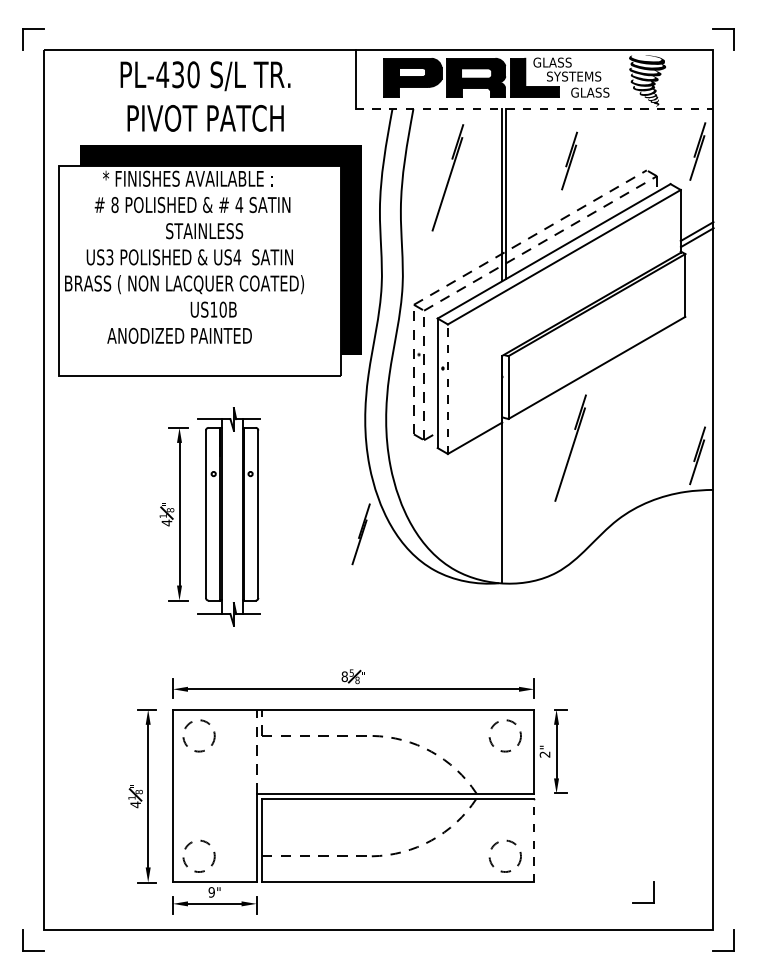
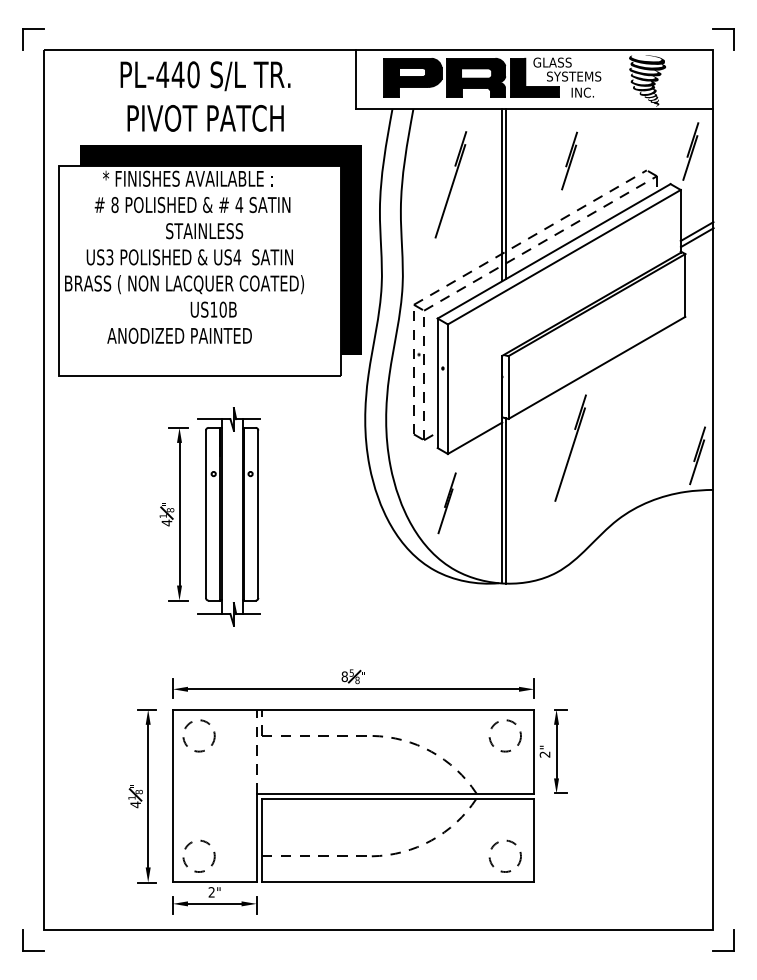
text: PL-430 -> PL-440 (177, 74)
text: GLASS -> INC. (590, 92)
line: dashed -> solid (534, 109)
part position: (697, 151) -> (690, 151) (690, 151)
part position: (447, 177) -> (450, 184) (450, 184)
line: dashed -> solid (447, 389)
line: none -> present (505, 500)
part position: (360, 534) -> (446, 503) (446, 503)
line: dashed -> solid (534, 840)
text: 9" -> 2" (211, 892)
part: present -> none (653, 892)
